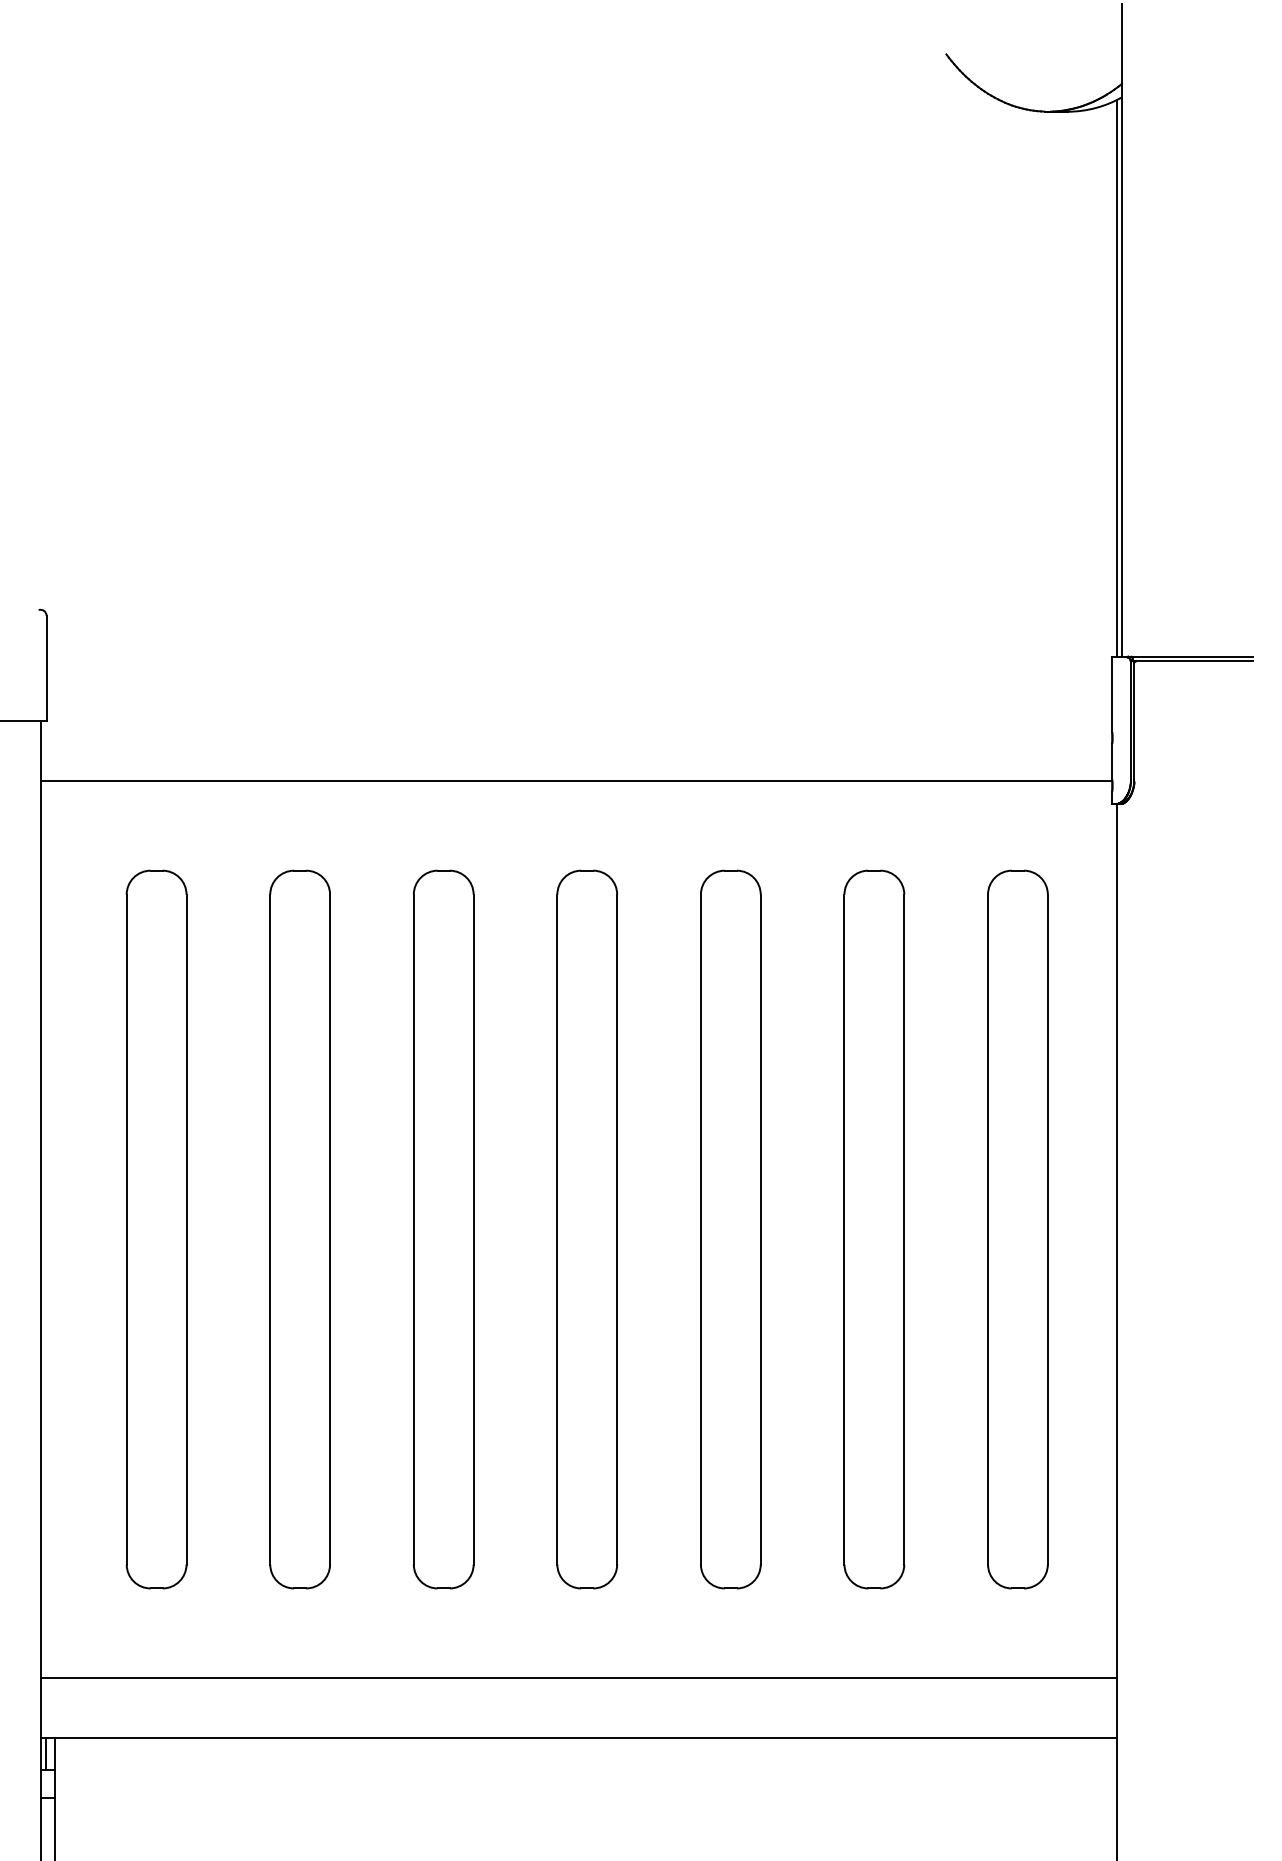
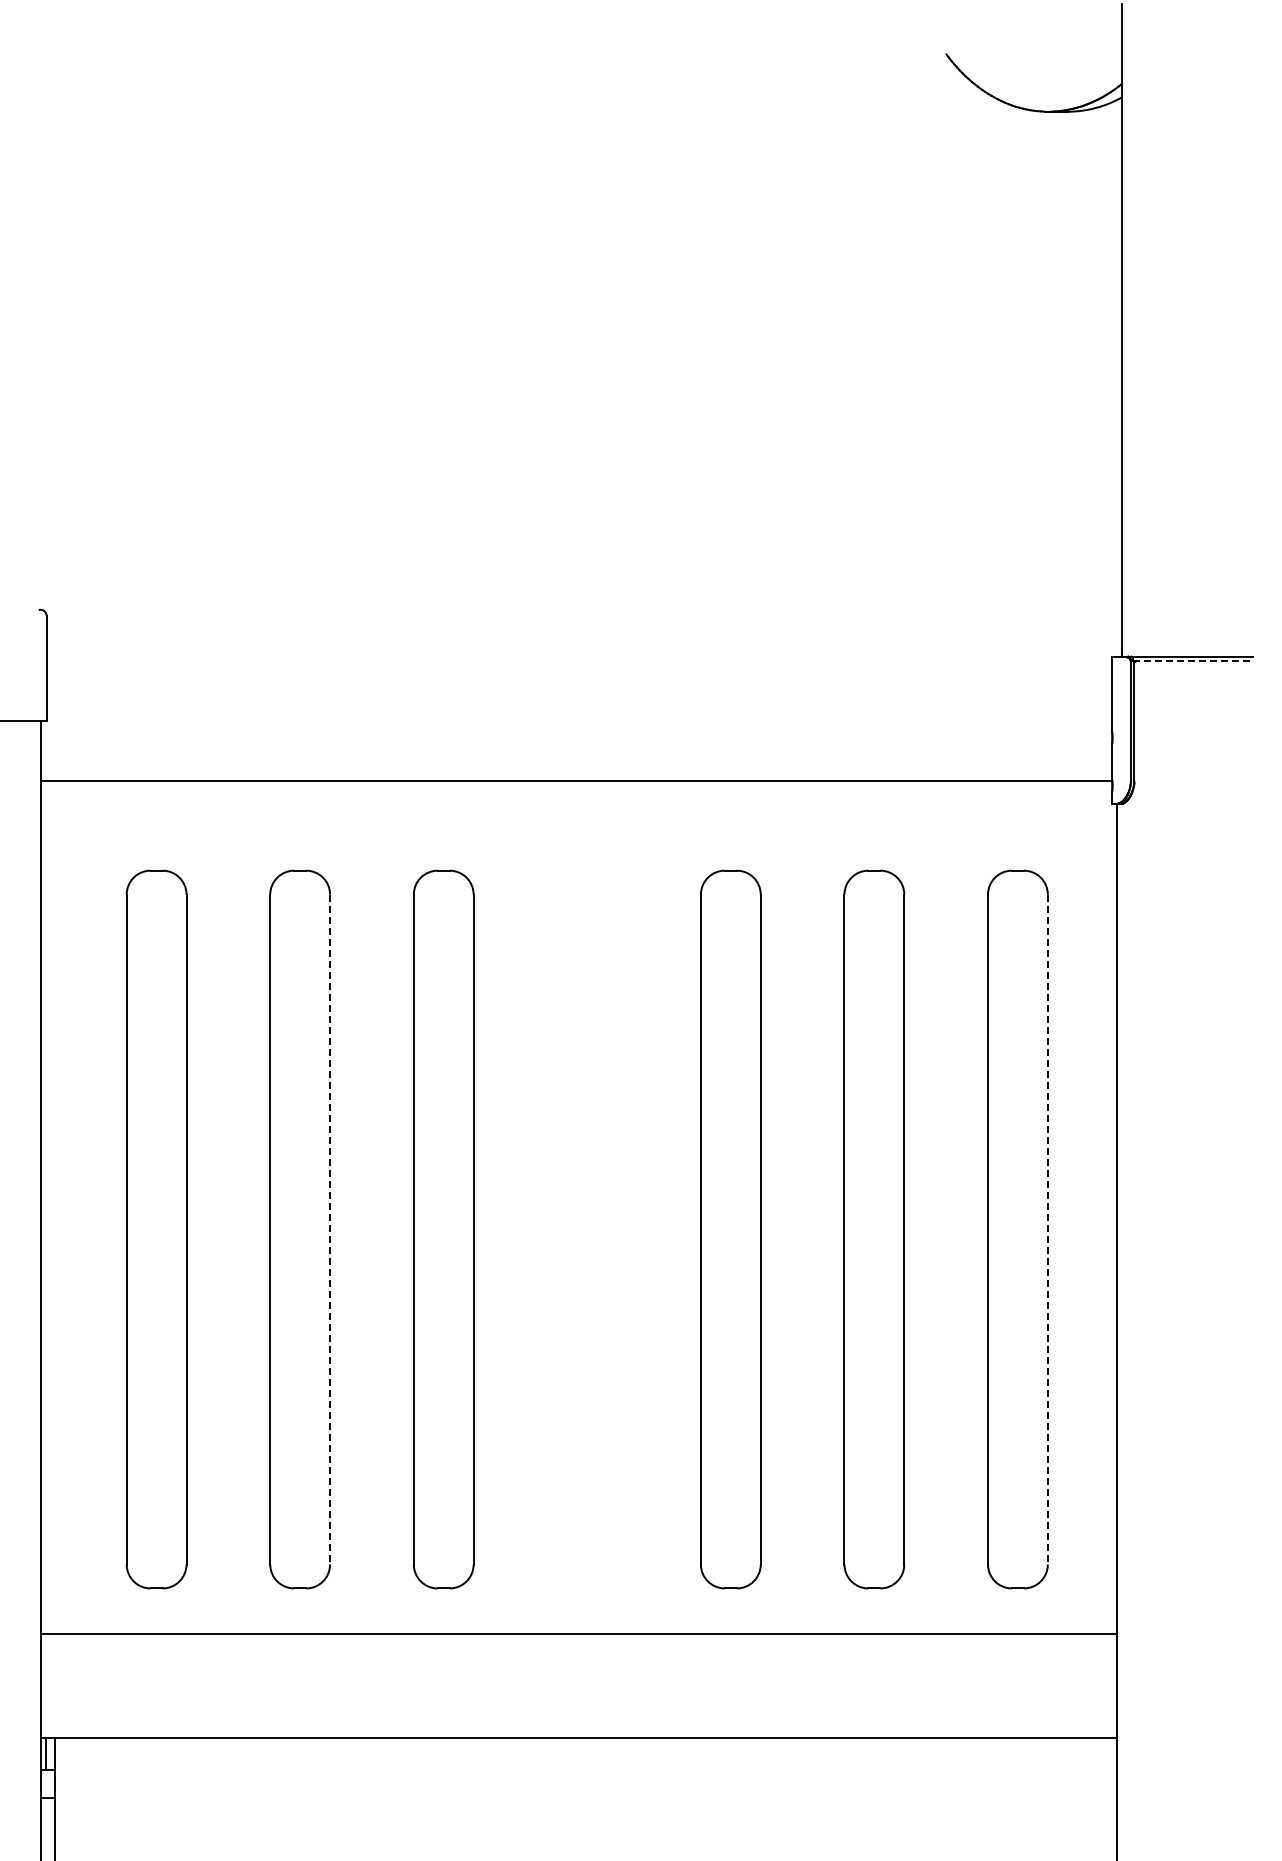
line: present -> none (1116, 377)
line: solid -> dashed (1193, 661)
line: solid -> dashed (330, 1229)
part: present -> none (587, 1229)
line: solid -> dashed (1047, 1229)
line position: (578, 1678) -> (578, 1634) (578, 1634)
